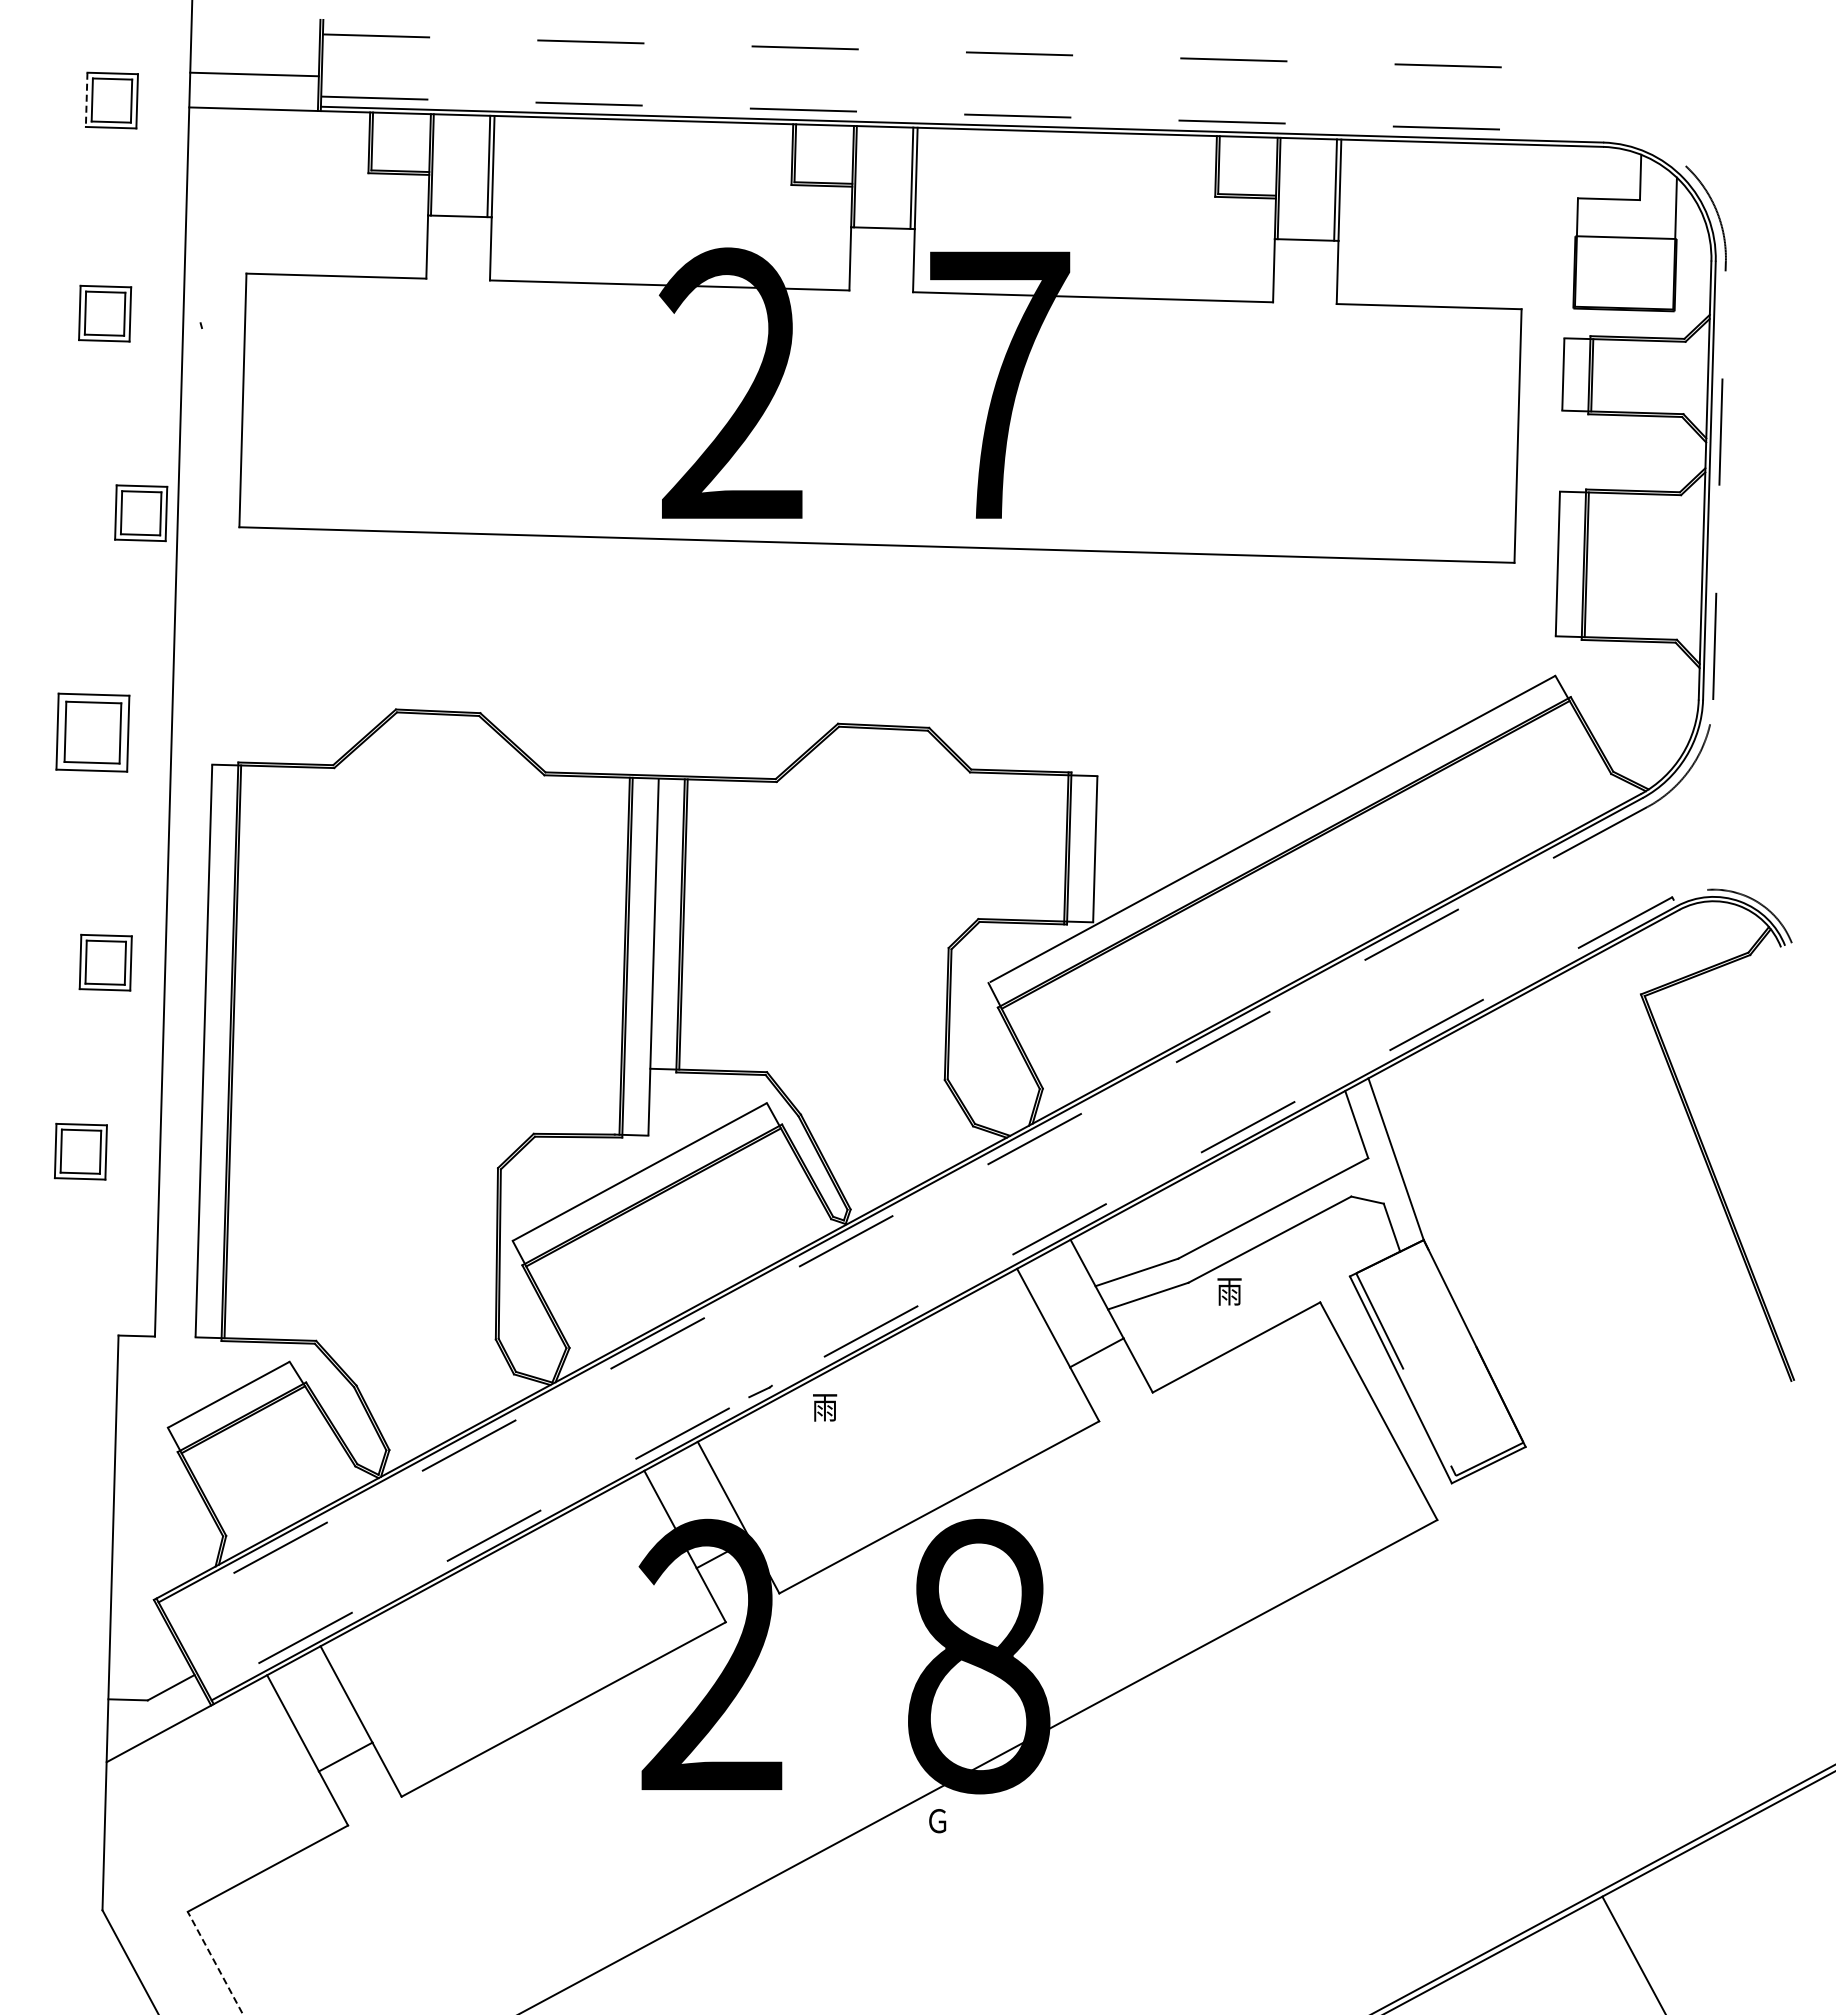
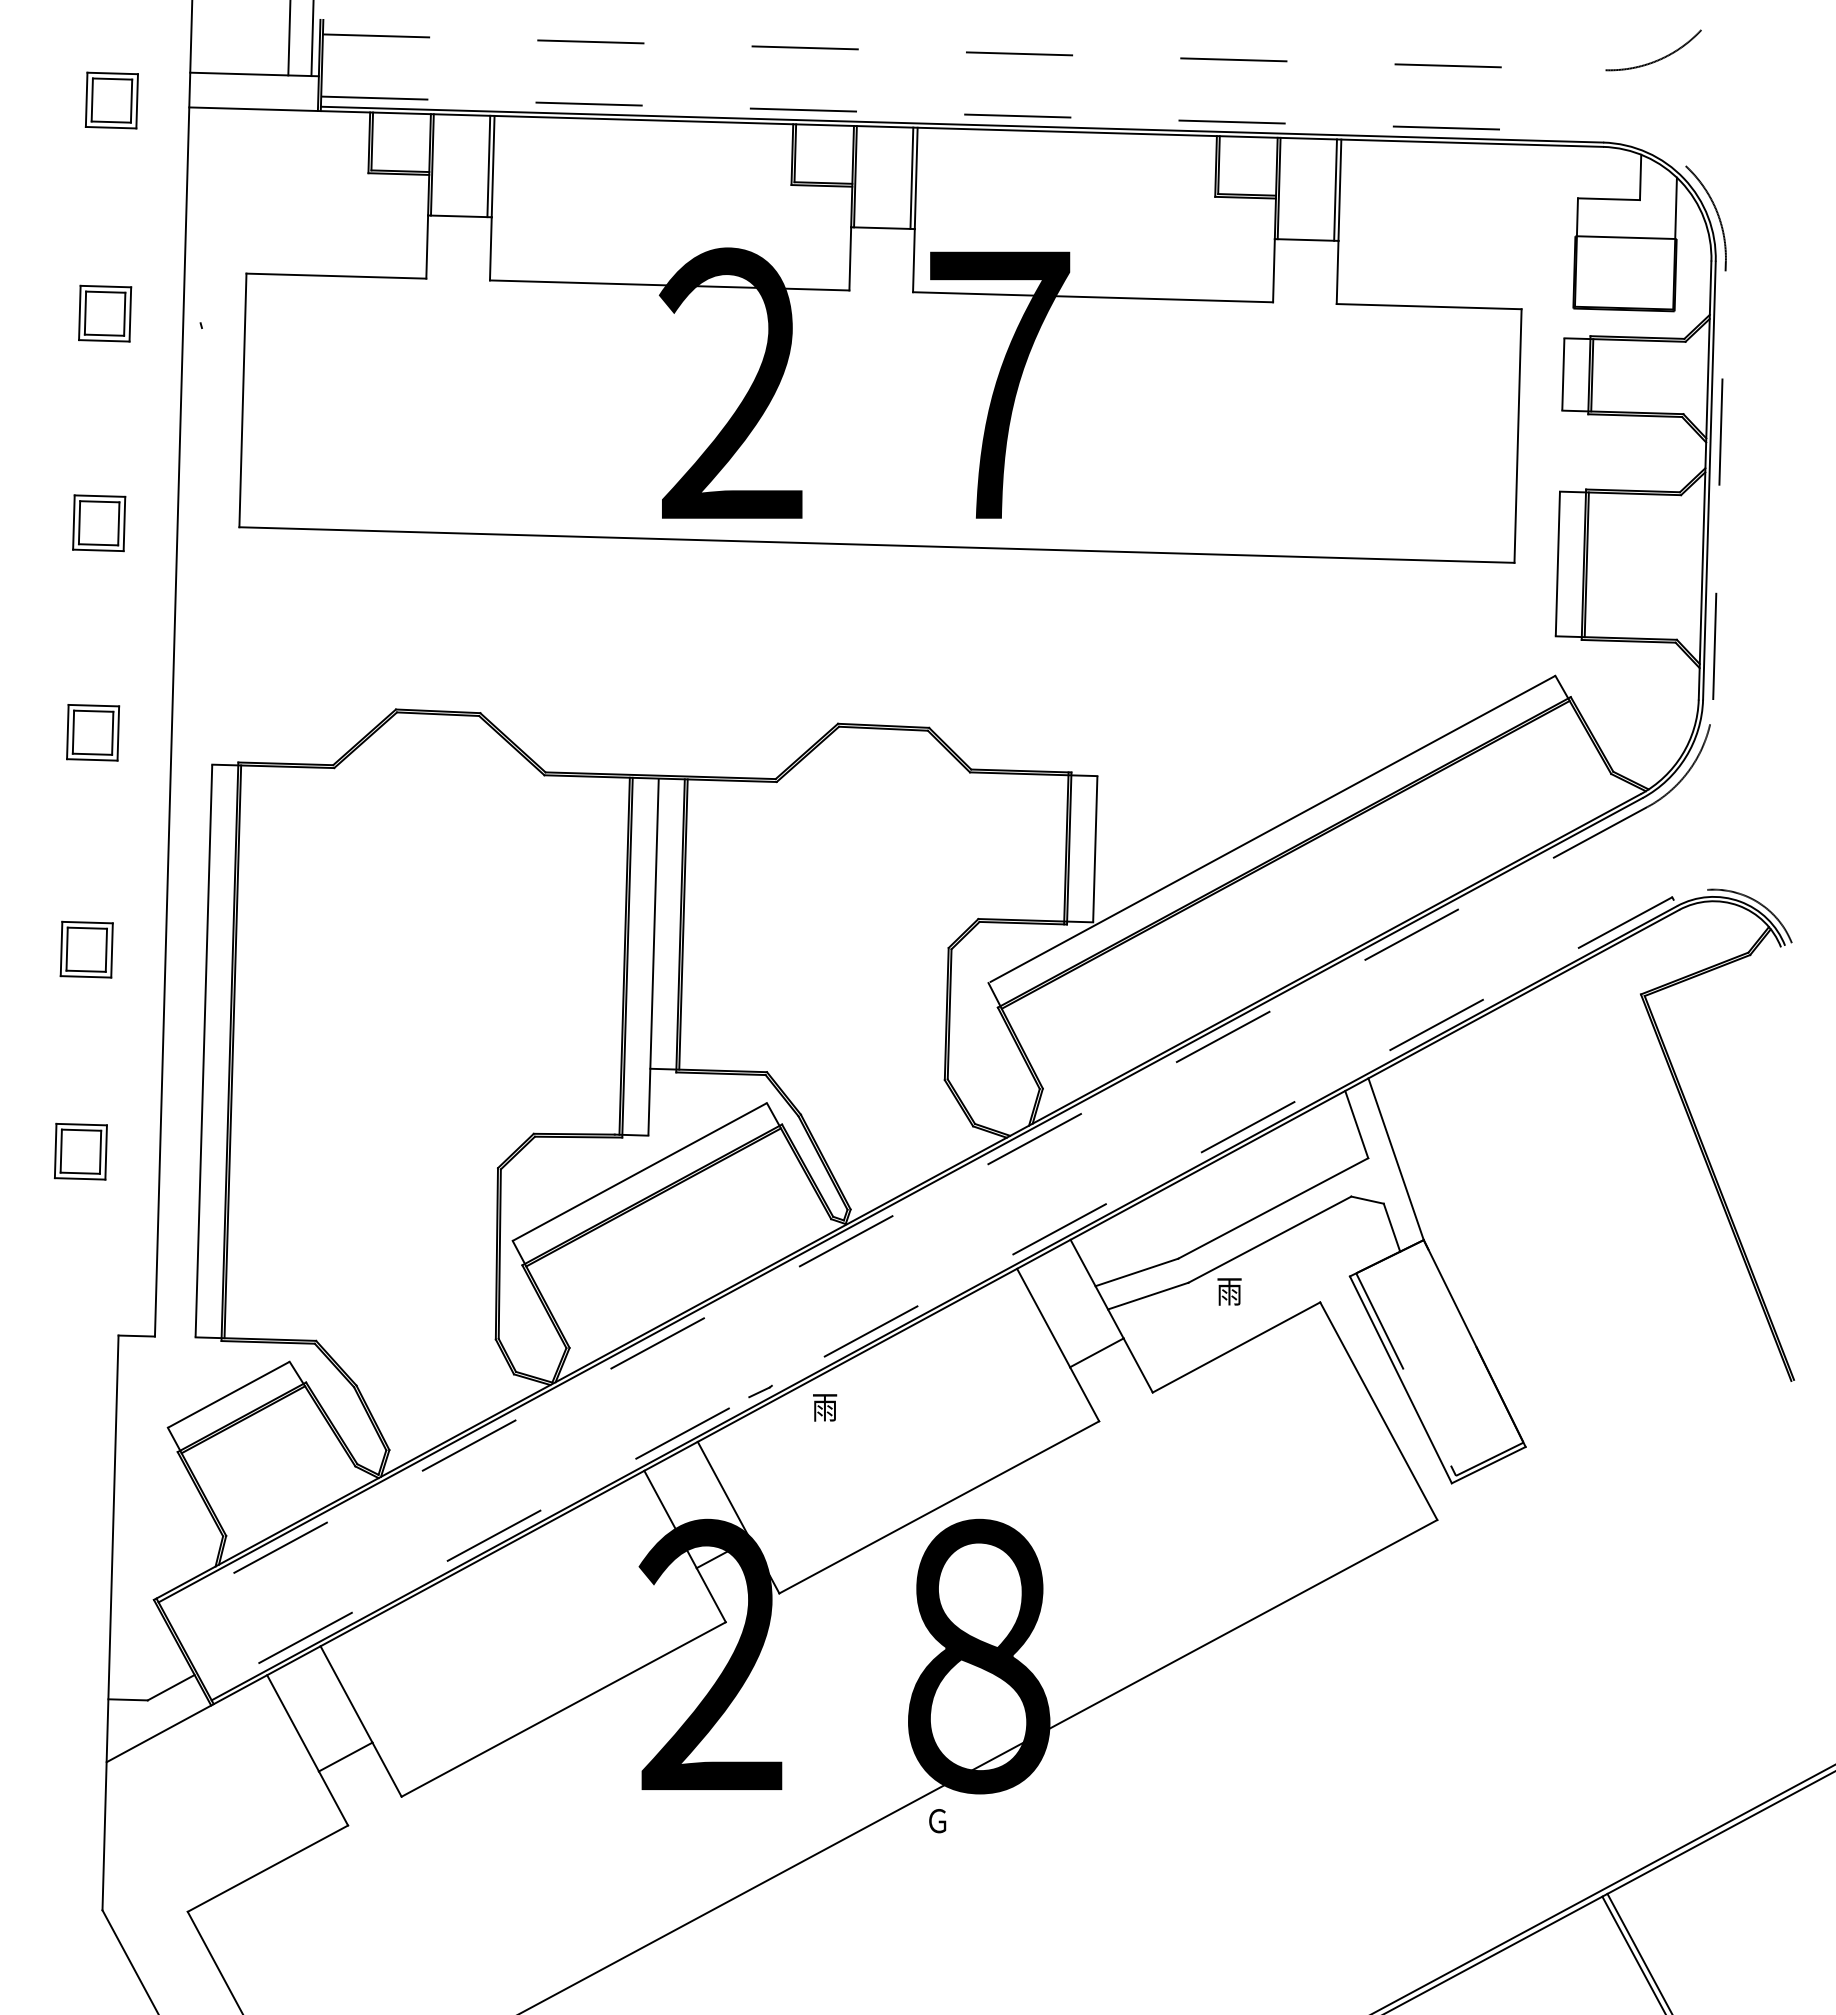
line: none -> present (289, 38)
line: none -> present (312, 39)
arc: none -> present (1657, 59)
line: dashed -> solid (86, 100)
part position: (141, 513) -> (99, 523) (99, 523)
part size: 76x81 px -> 55x58 px (93, 732)
part position: (105, 962) -> (86, 949) (86, 949)
line: none -> present (1639, 1952)
line: dashed -> solid (215, 1962)
